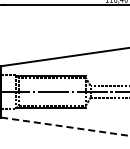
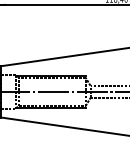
line: dashed -> solid (65, 126)
